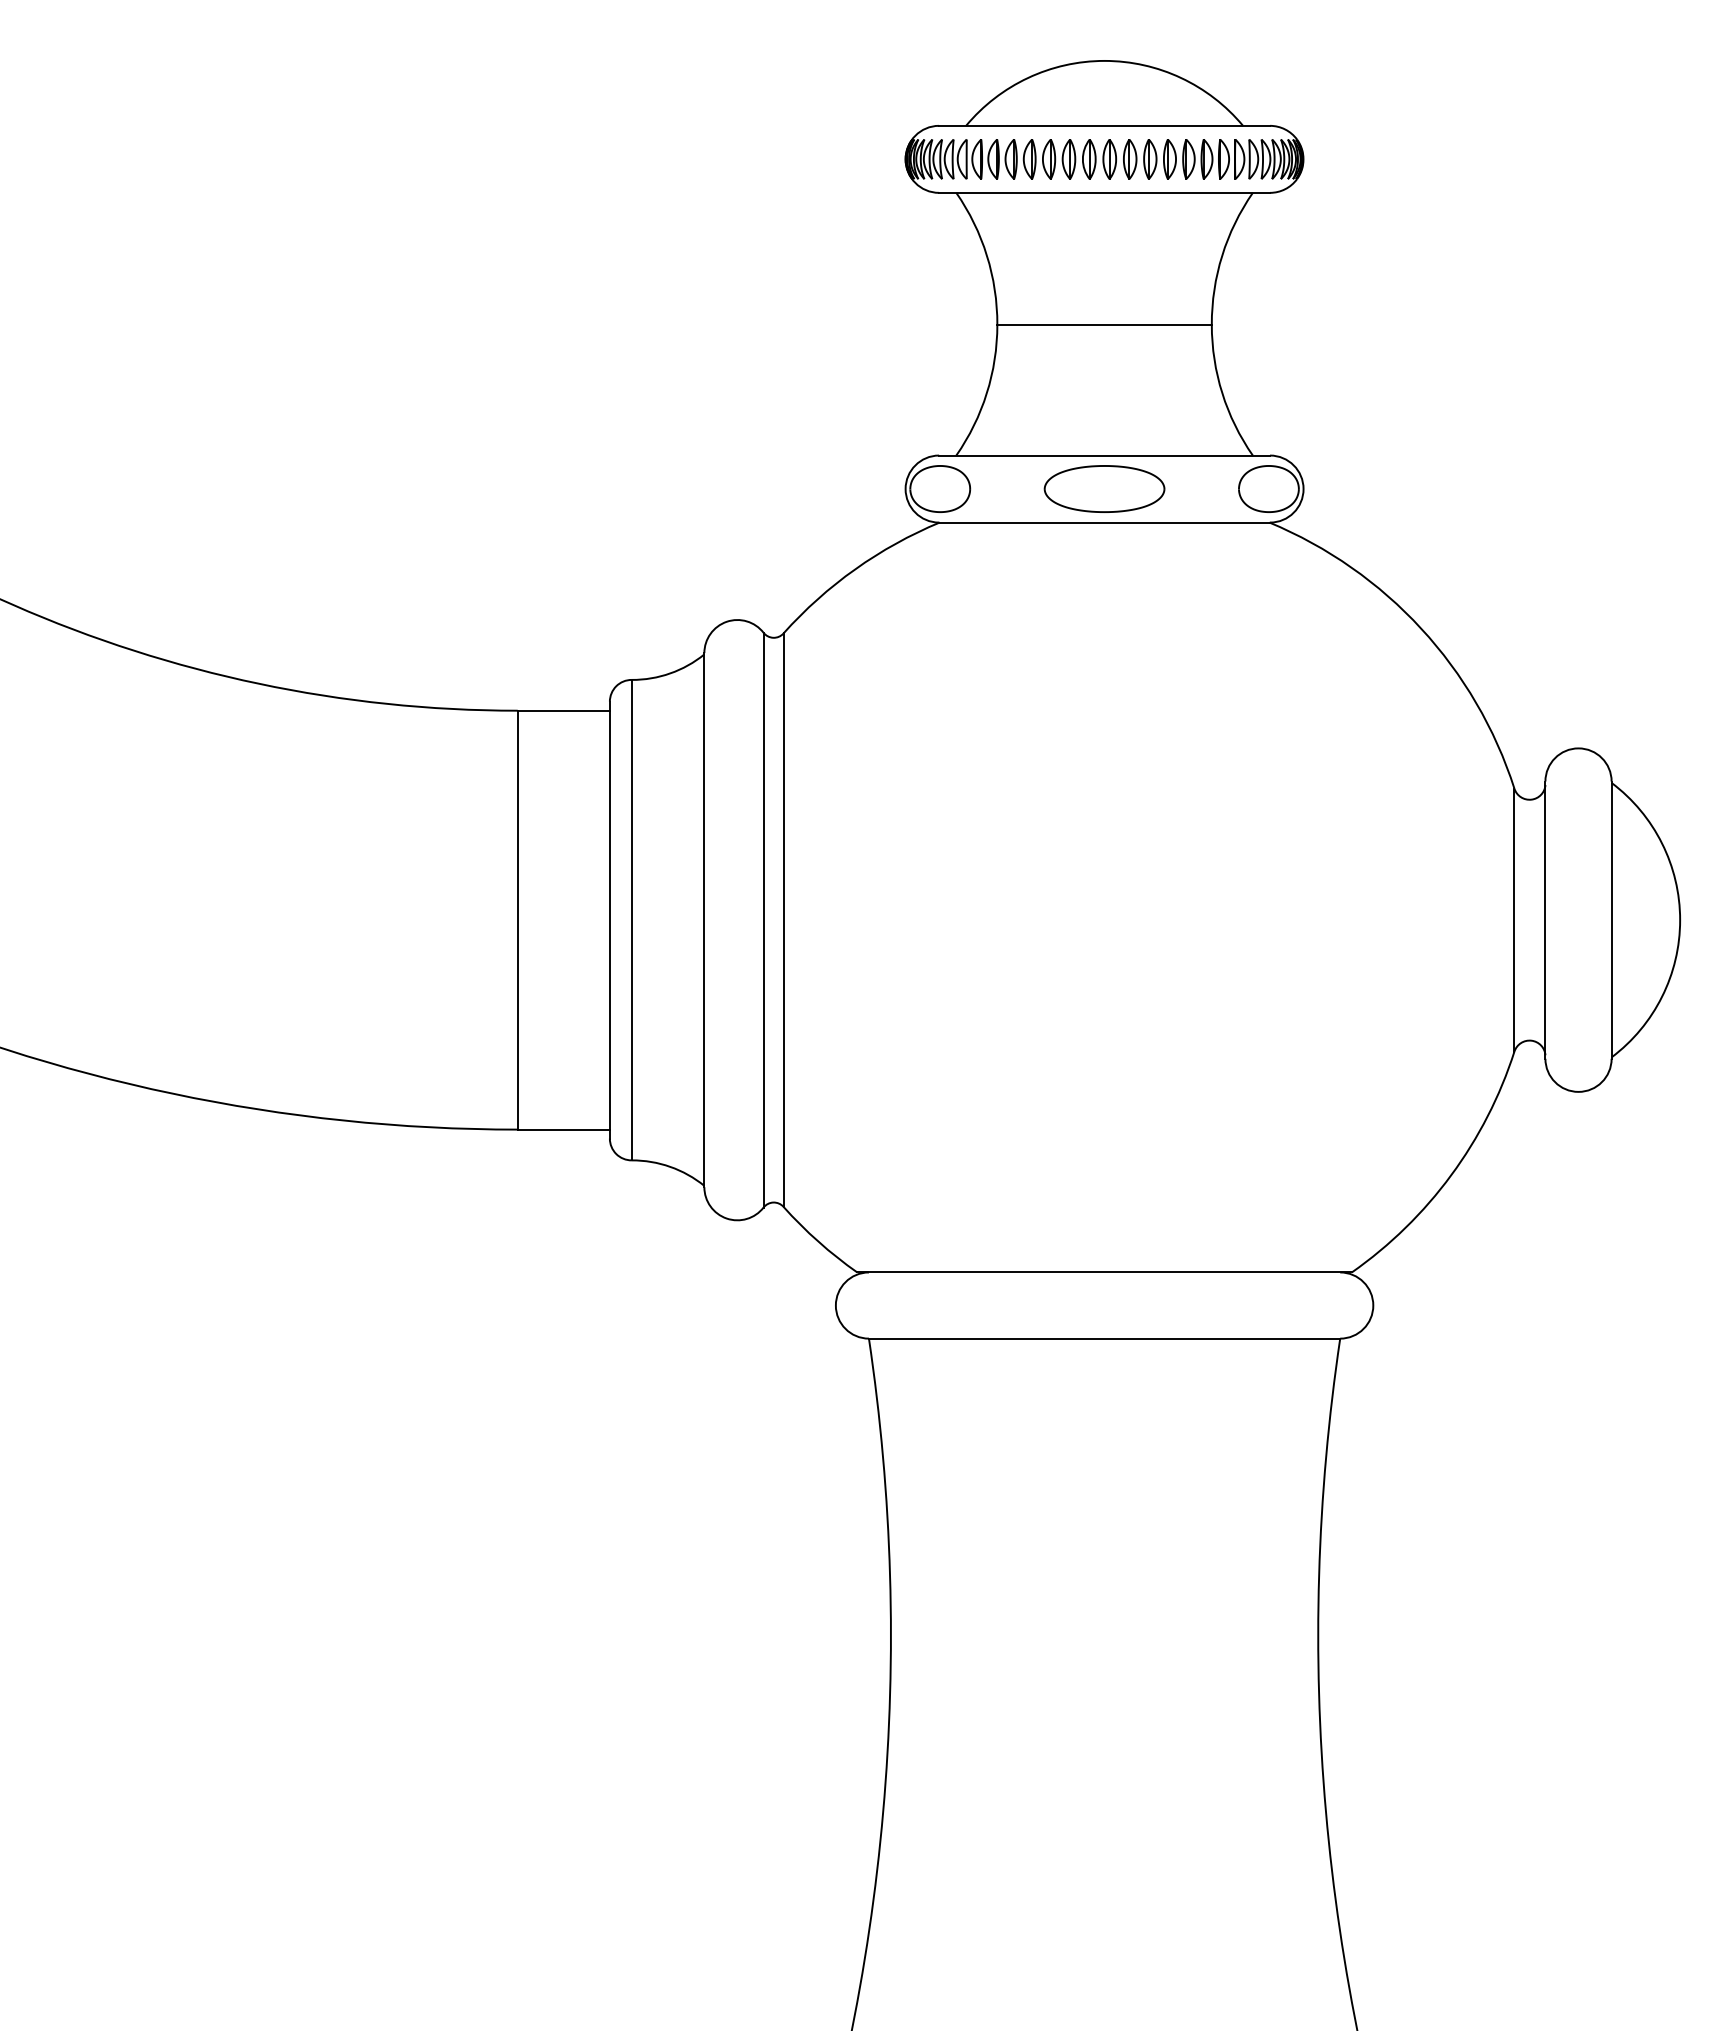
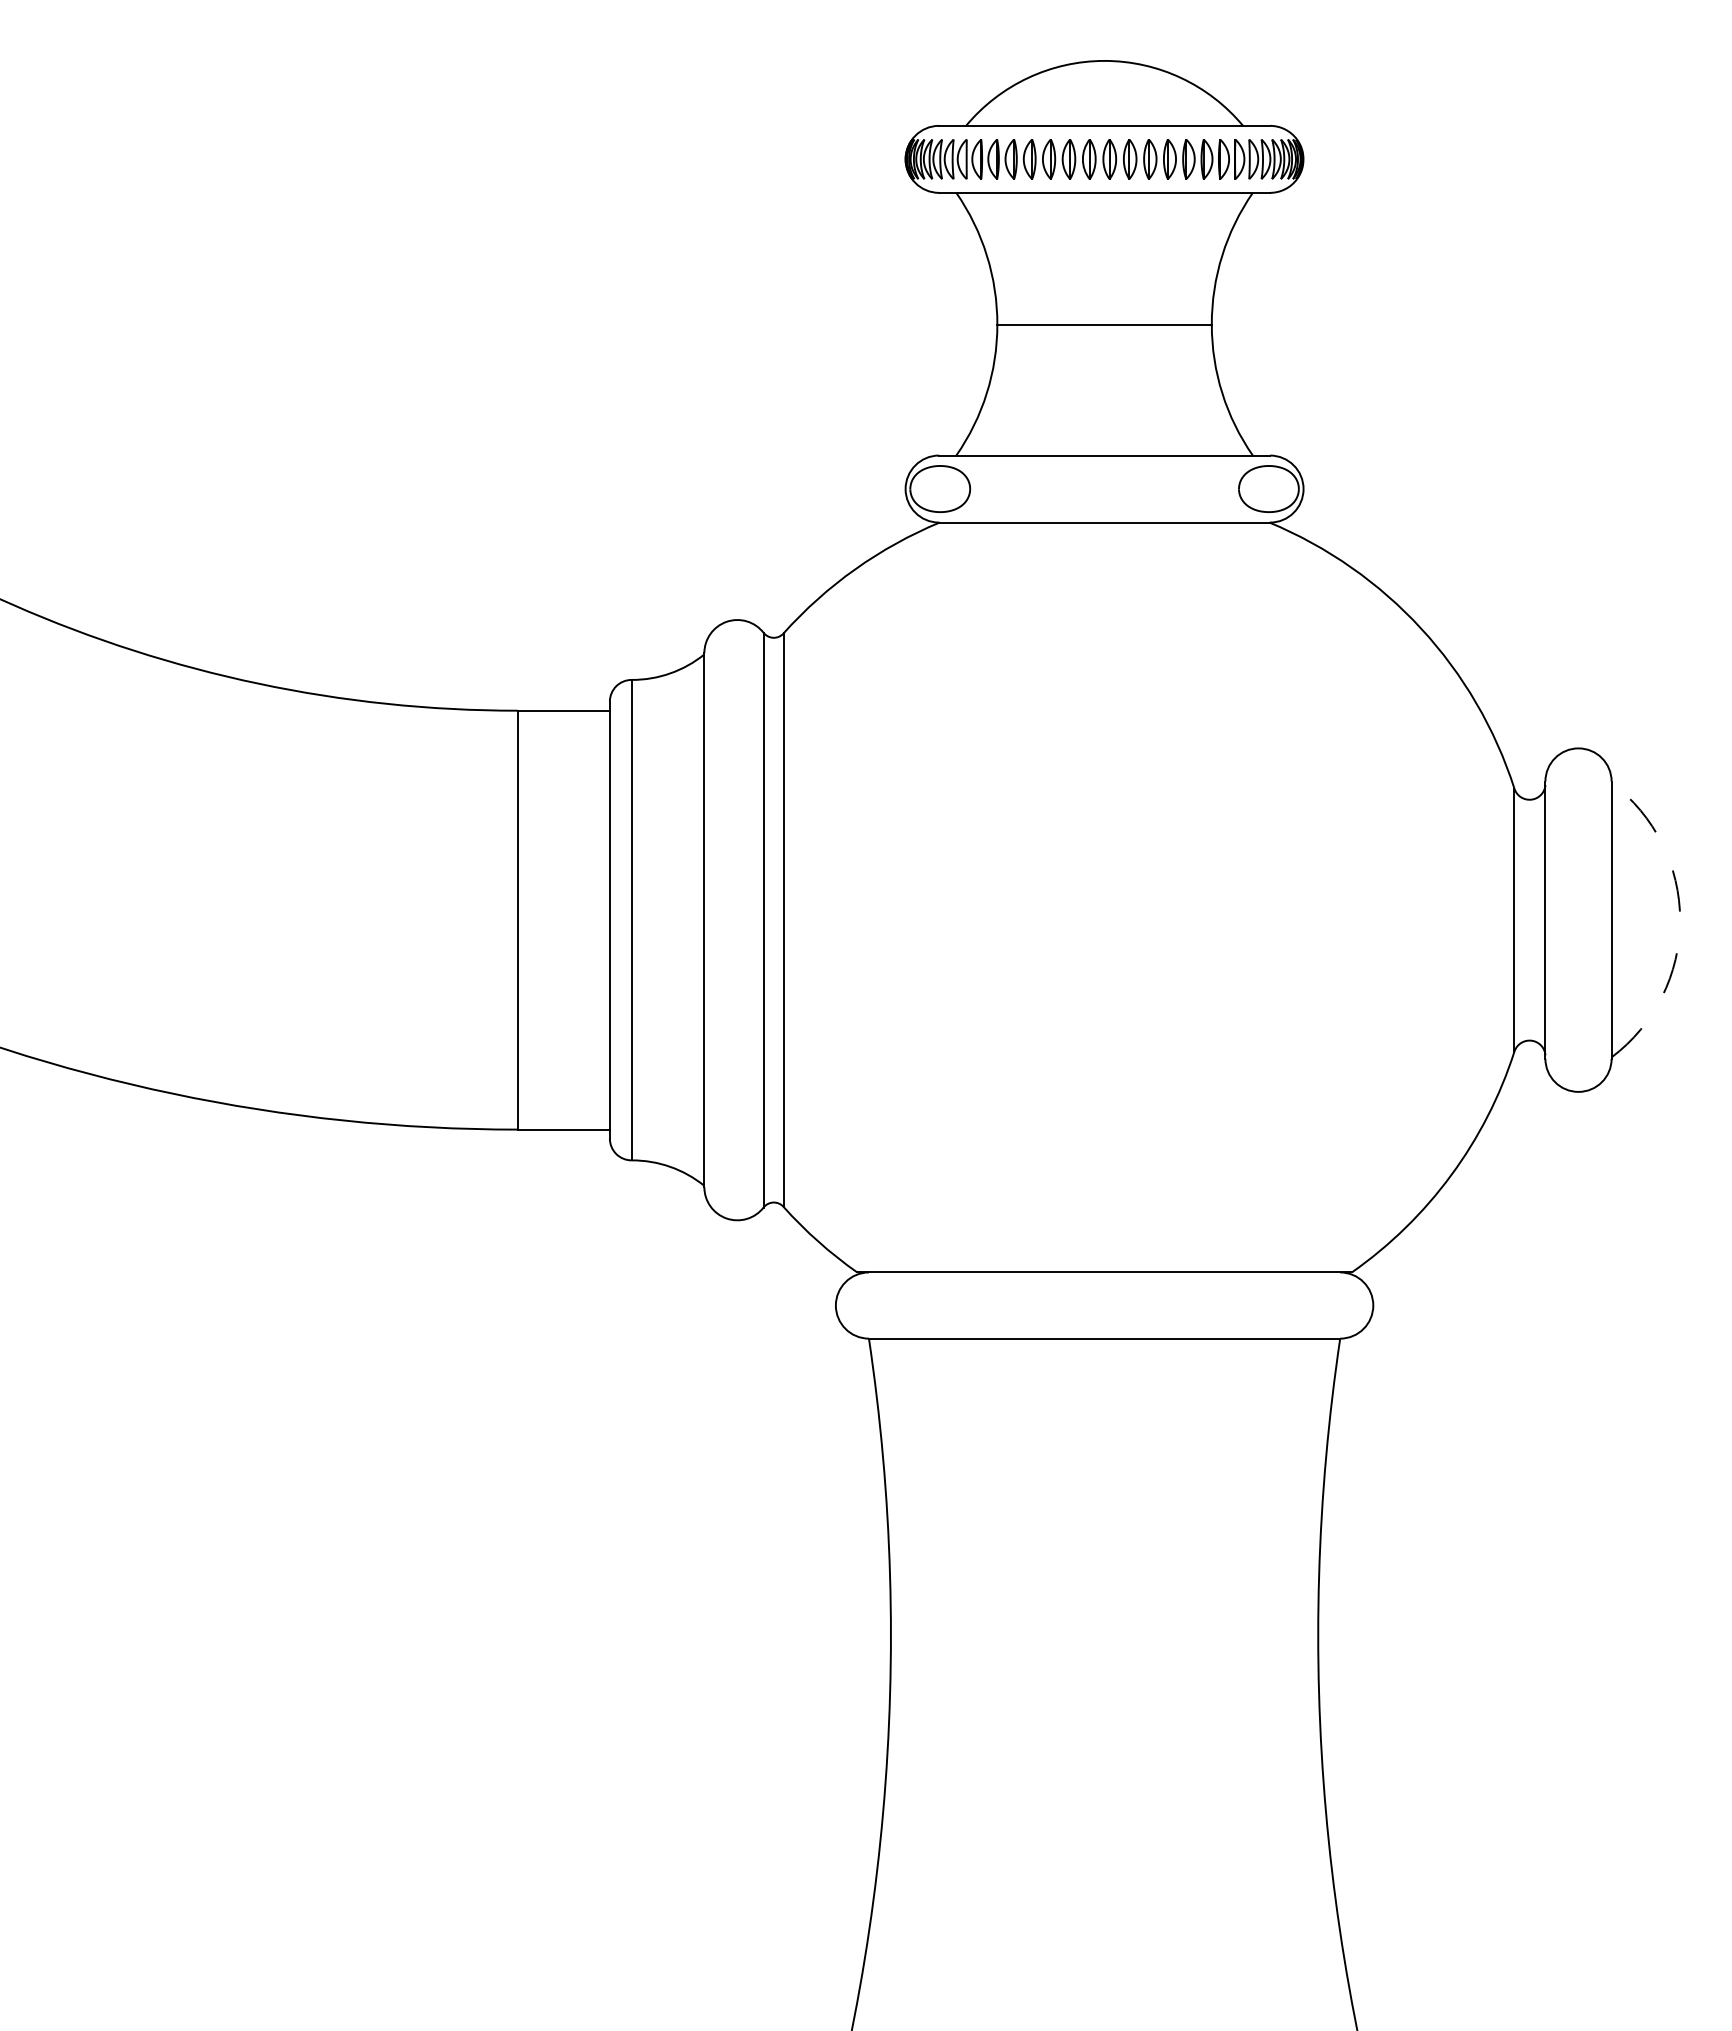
part: present -> none (1104, 488)
arc: solid -> dashed (1680, 920)
